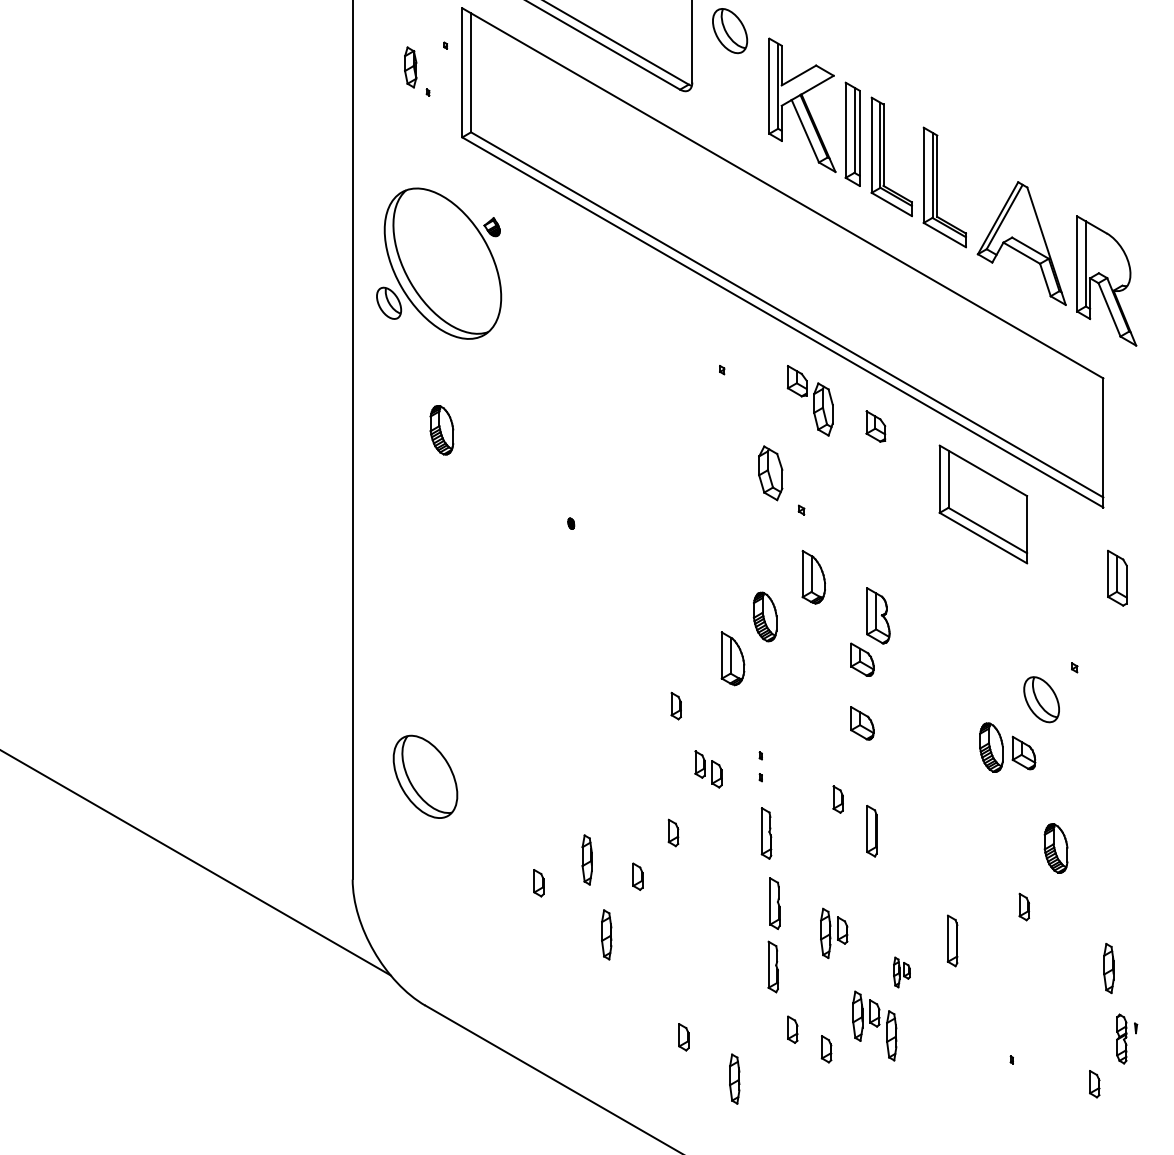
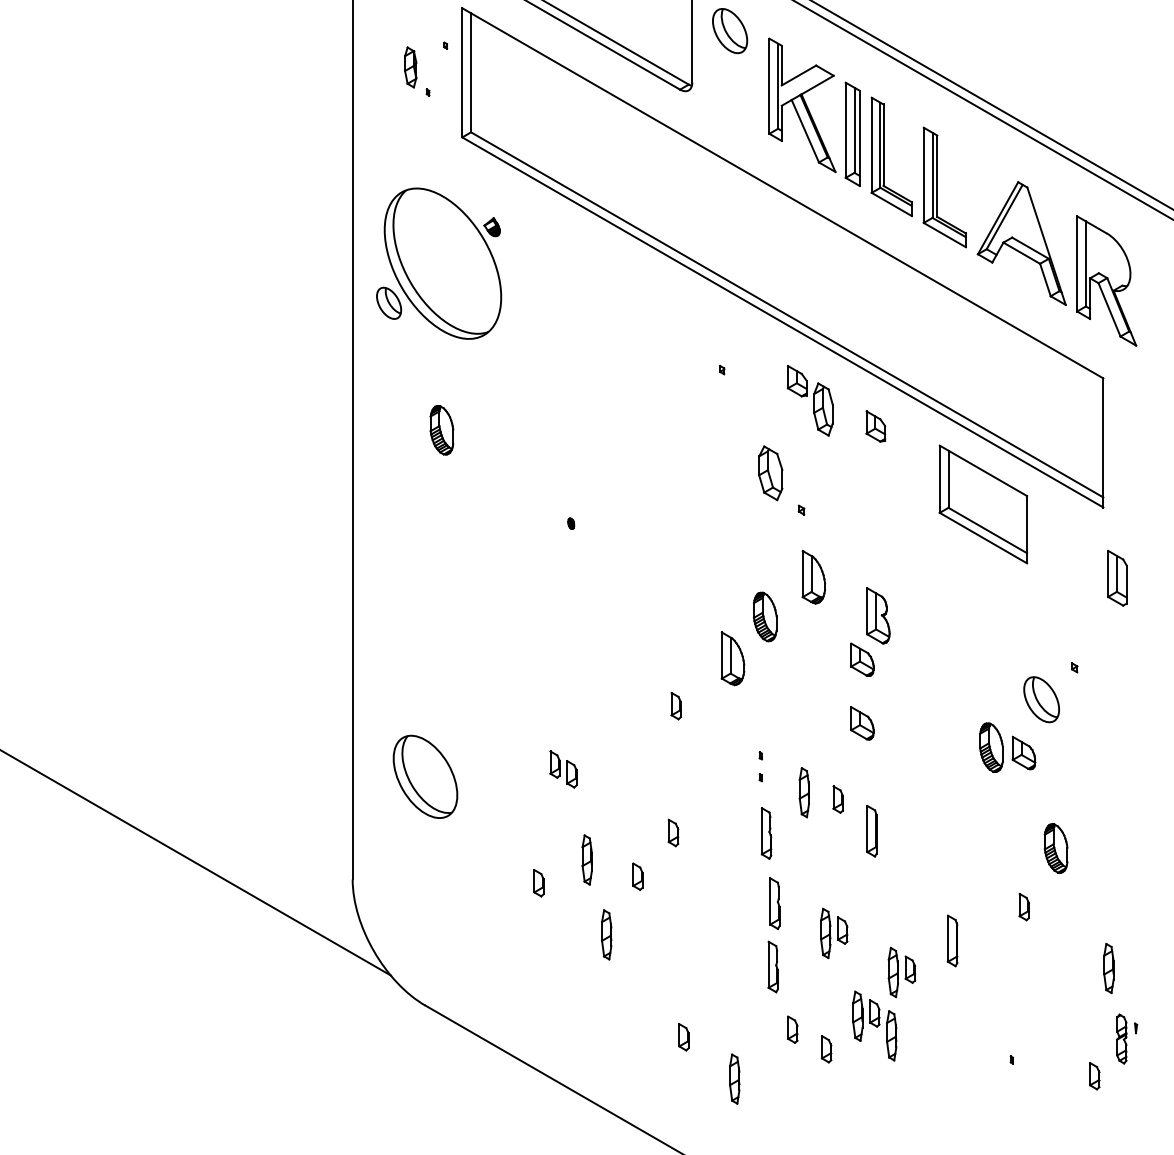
line: none -> present (991, 105)
line: none -> present (983, 110)
part position: (708, 769) -> (563, 769) (563, 769)
part: none -> present (803, 792)
part size: 18x33 px -> 30x53 px (901, 972)
part position: (1094, 1084) -> (1094, 1076) (1094, 1076)
